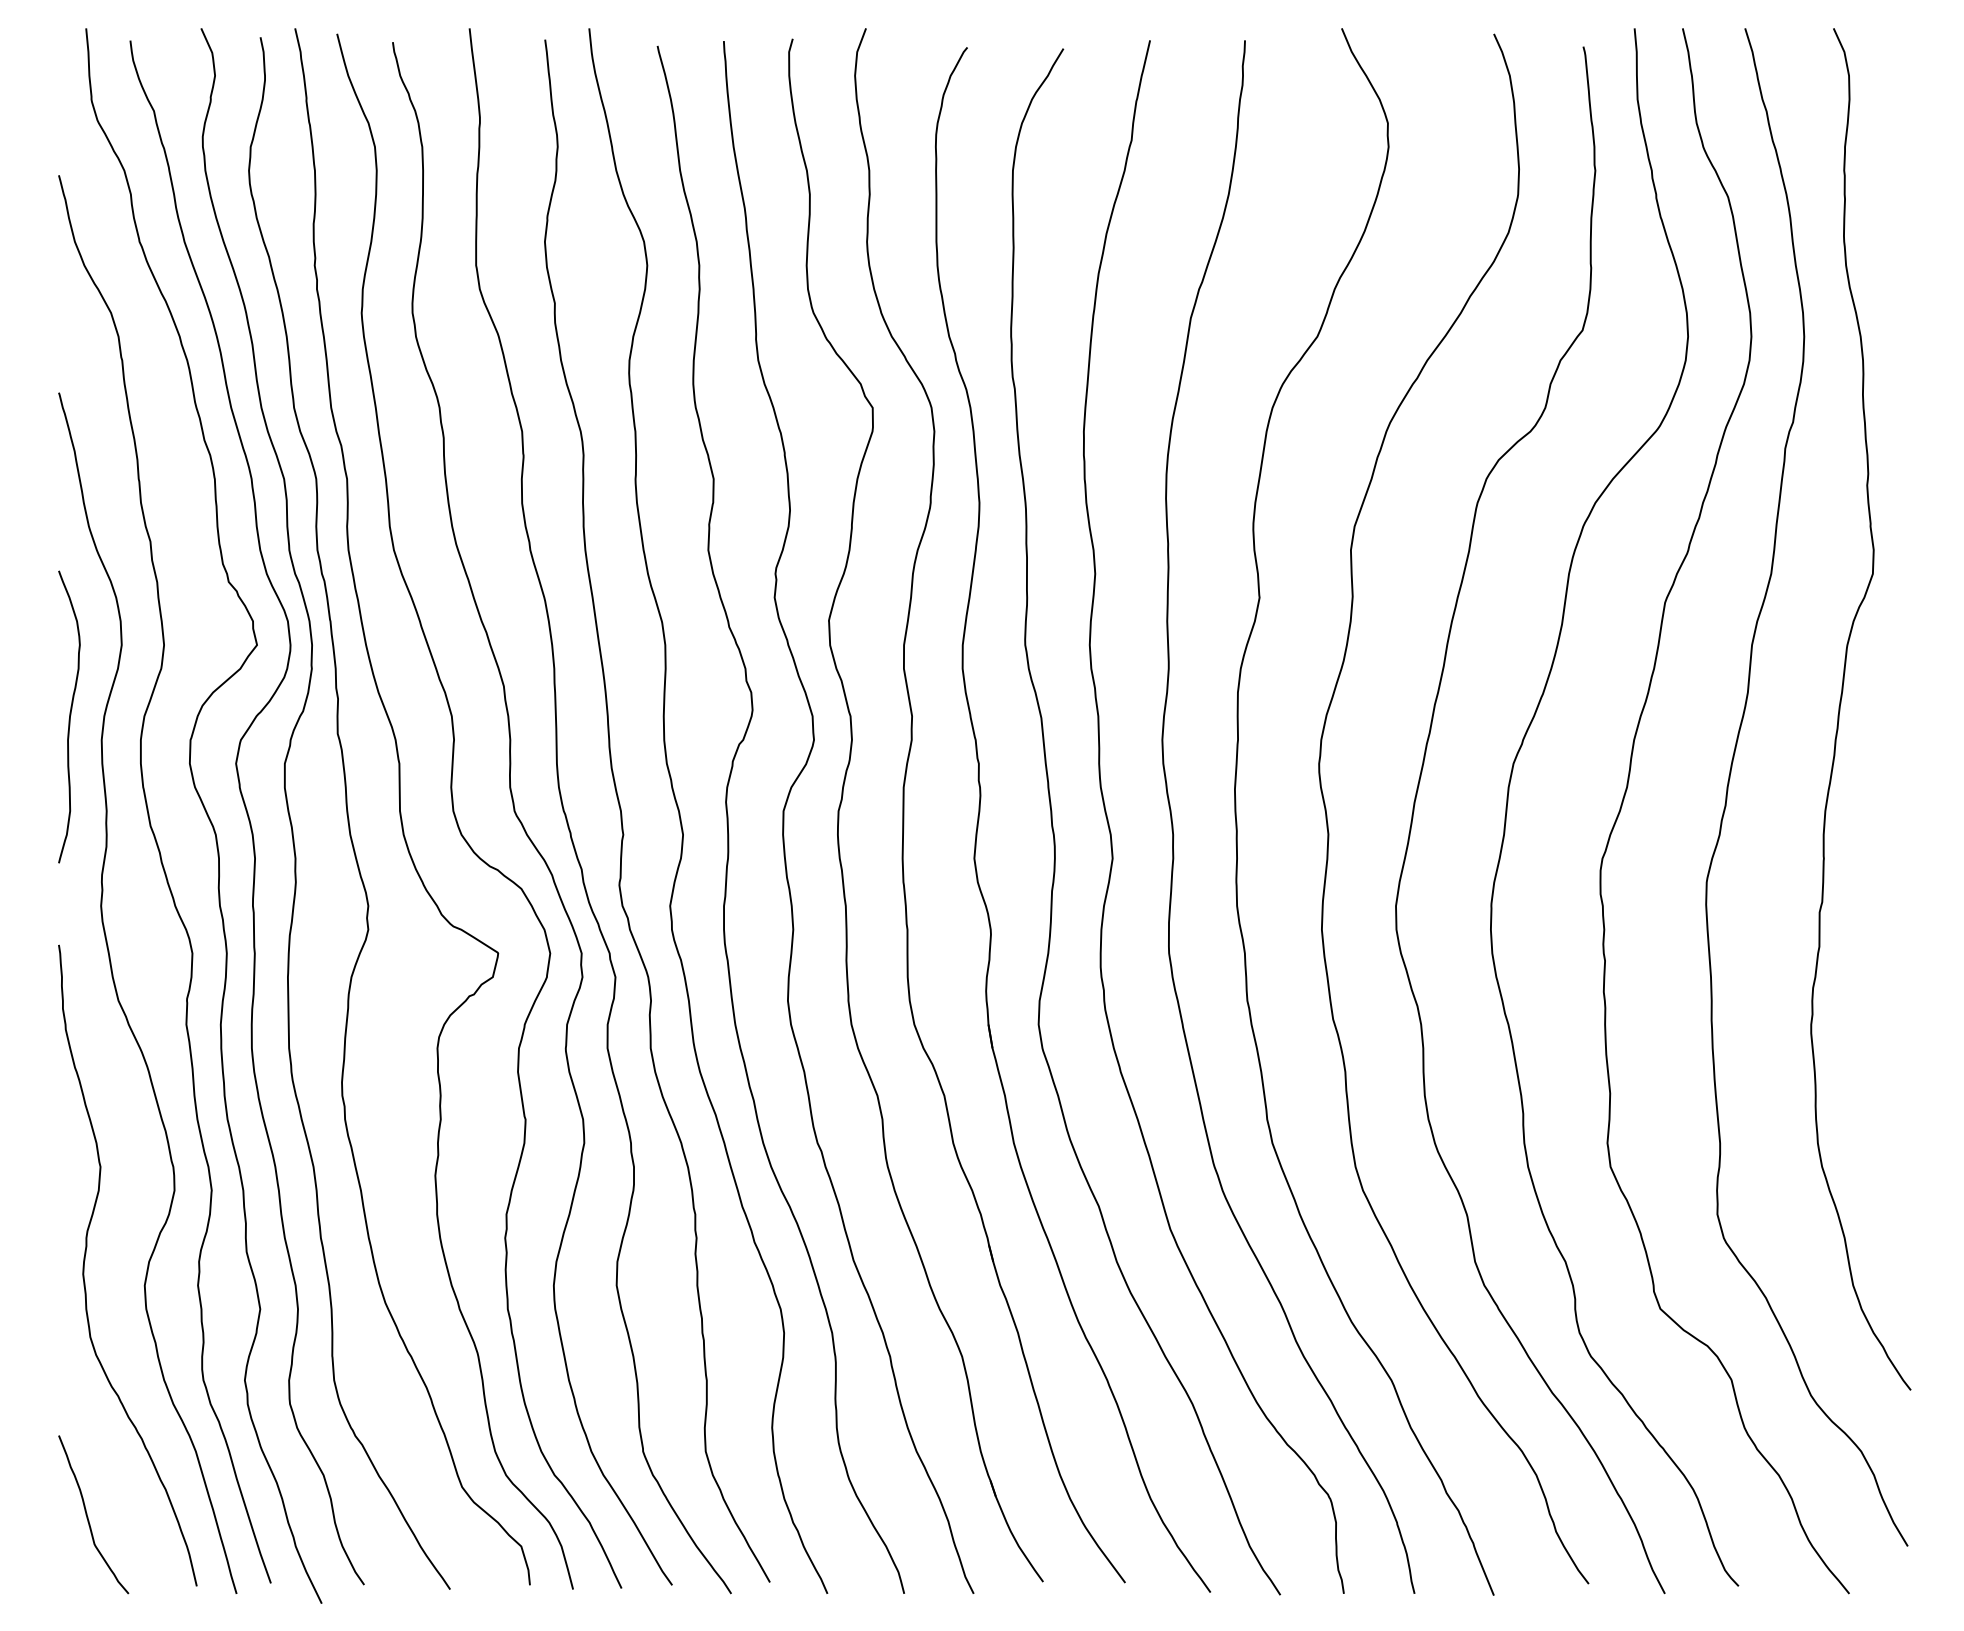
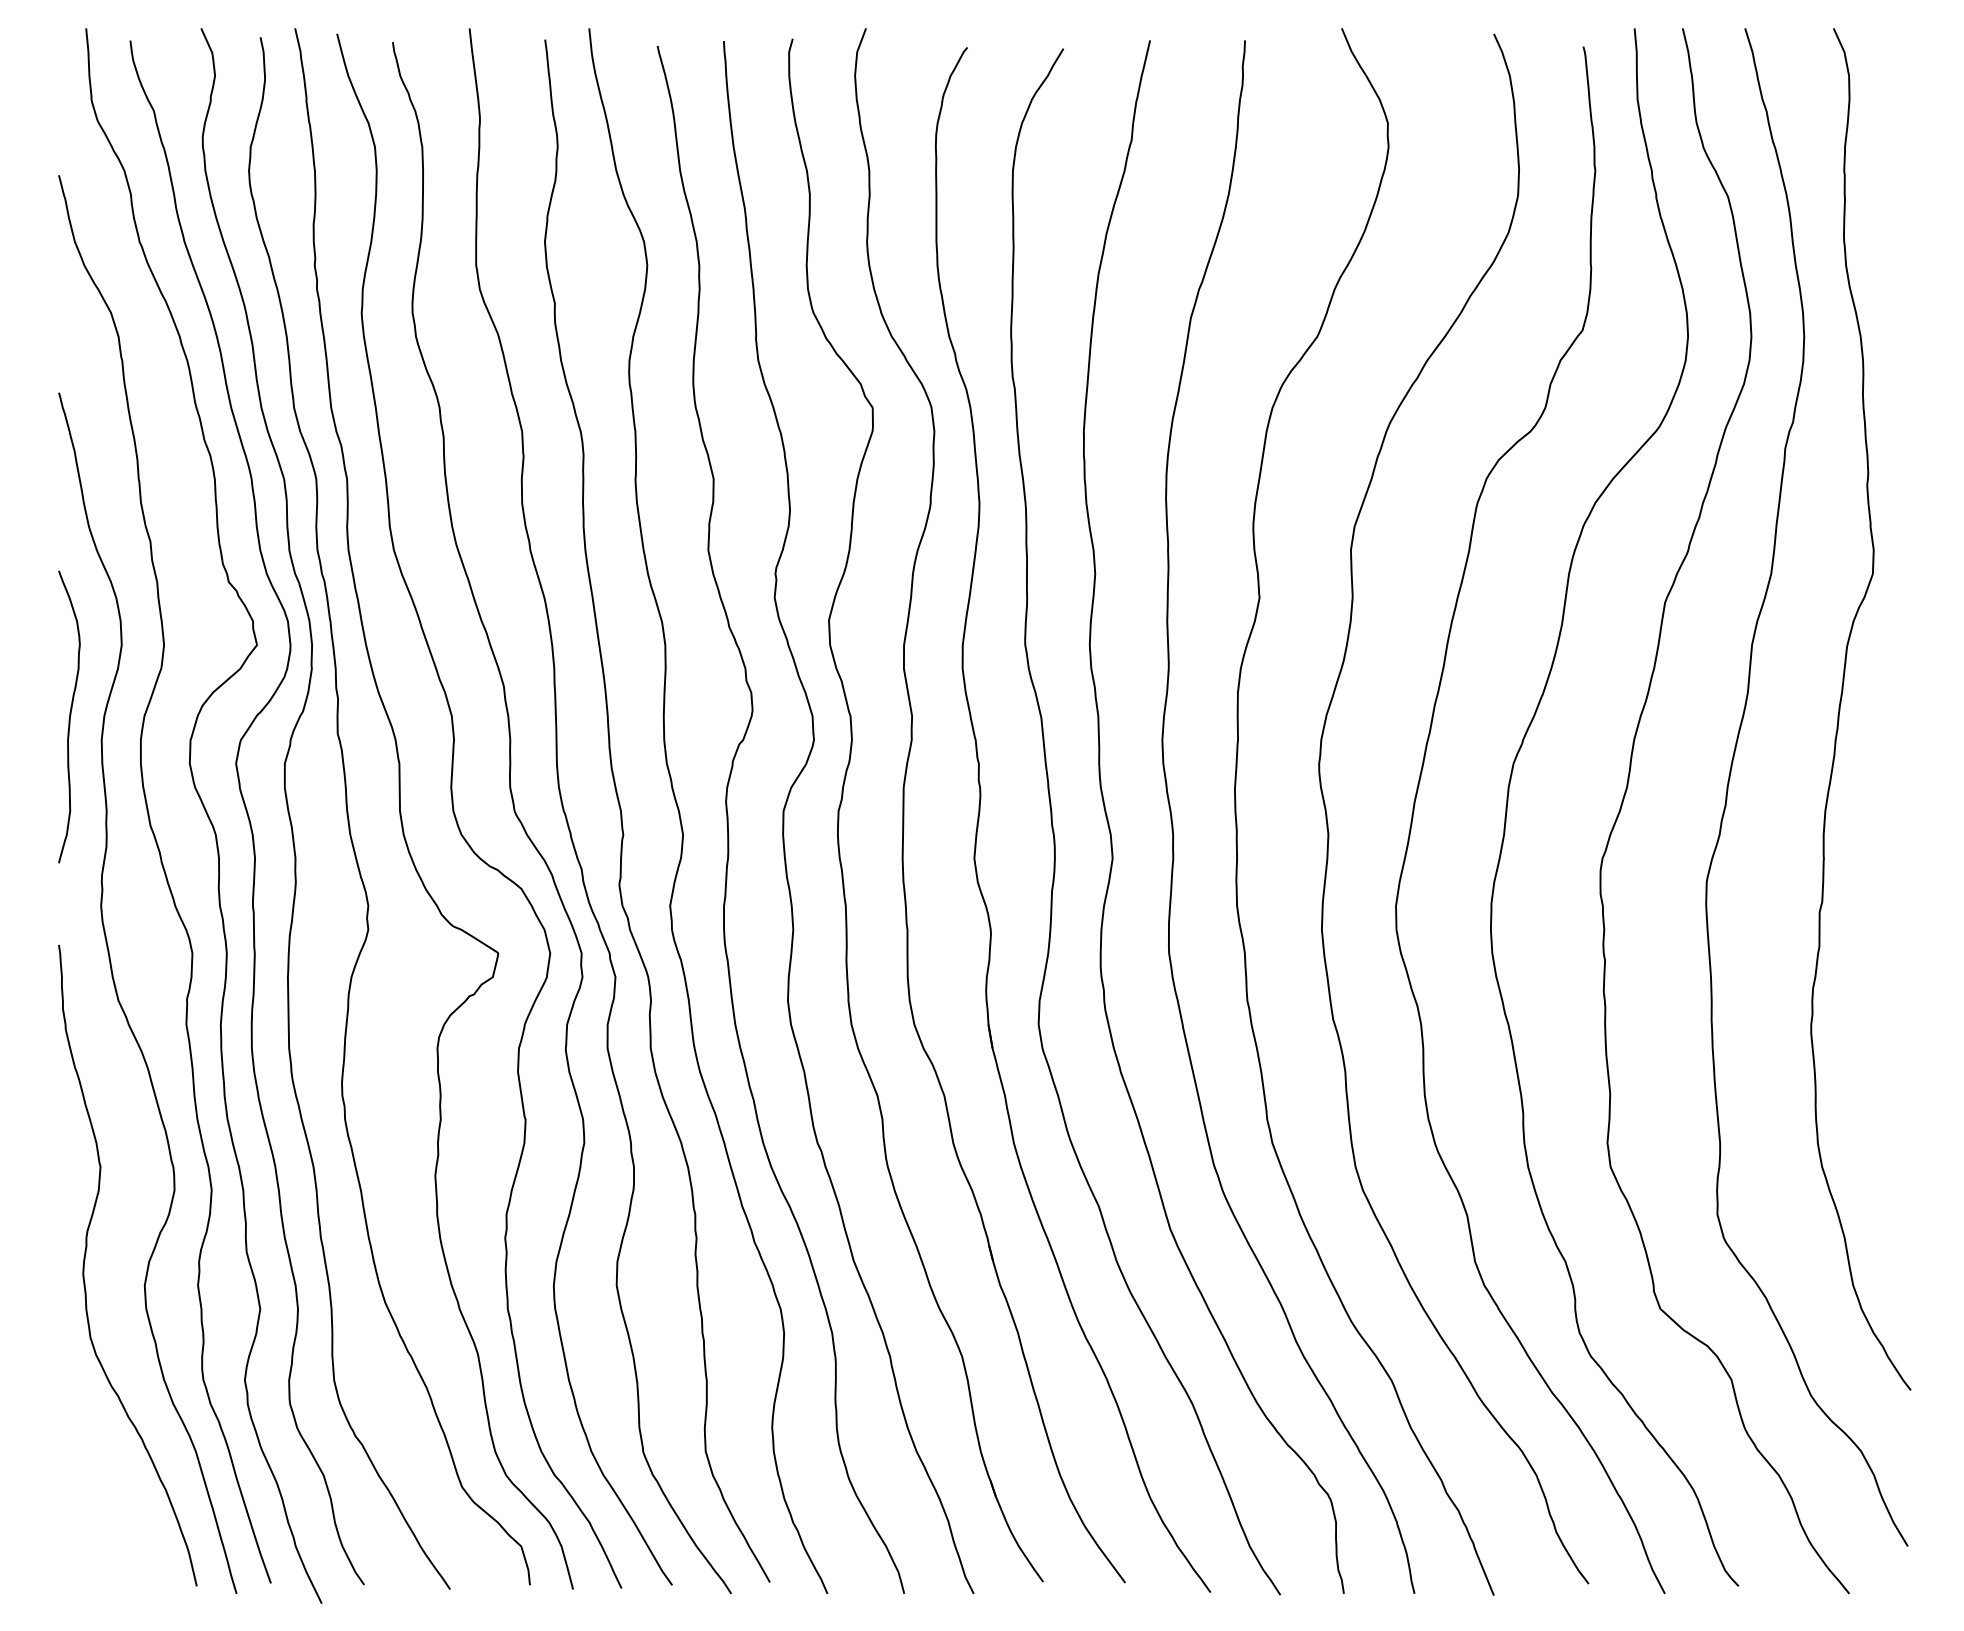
curve: present -> none (88, 1516)
